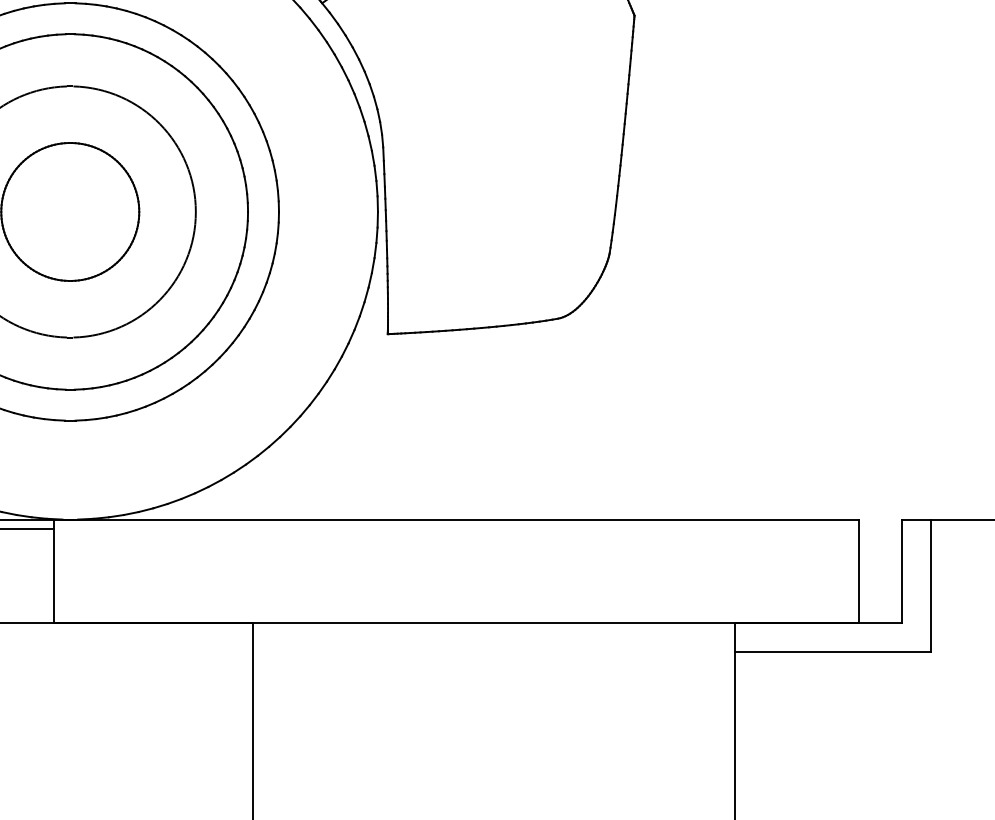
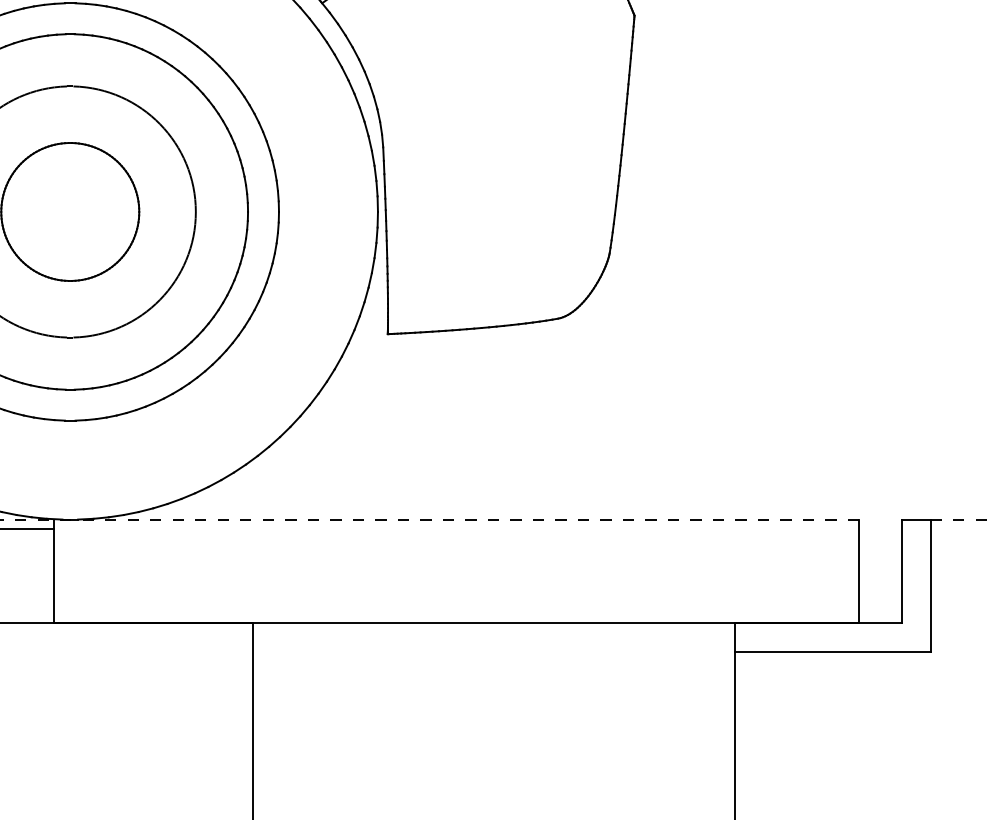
line: solid -> dashed (429, 519)
line: solid -> dashed (962, 519)
